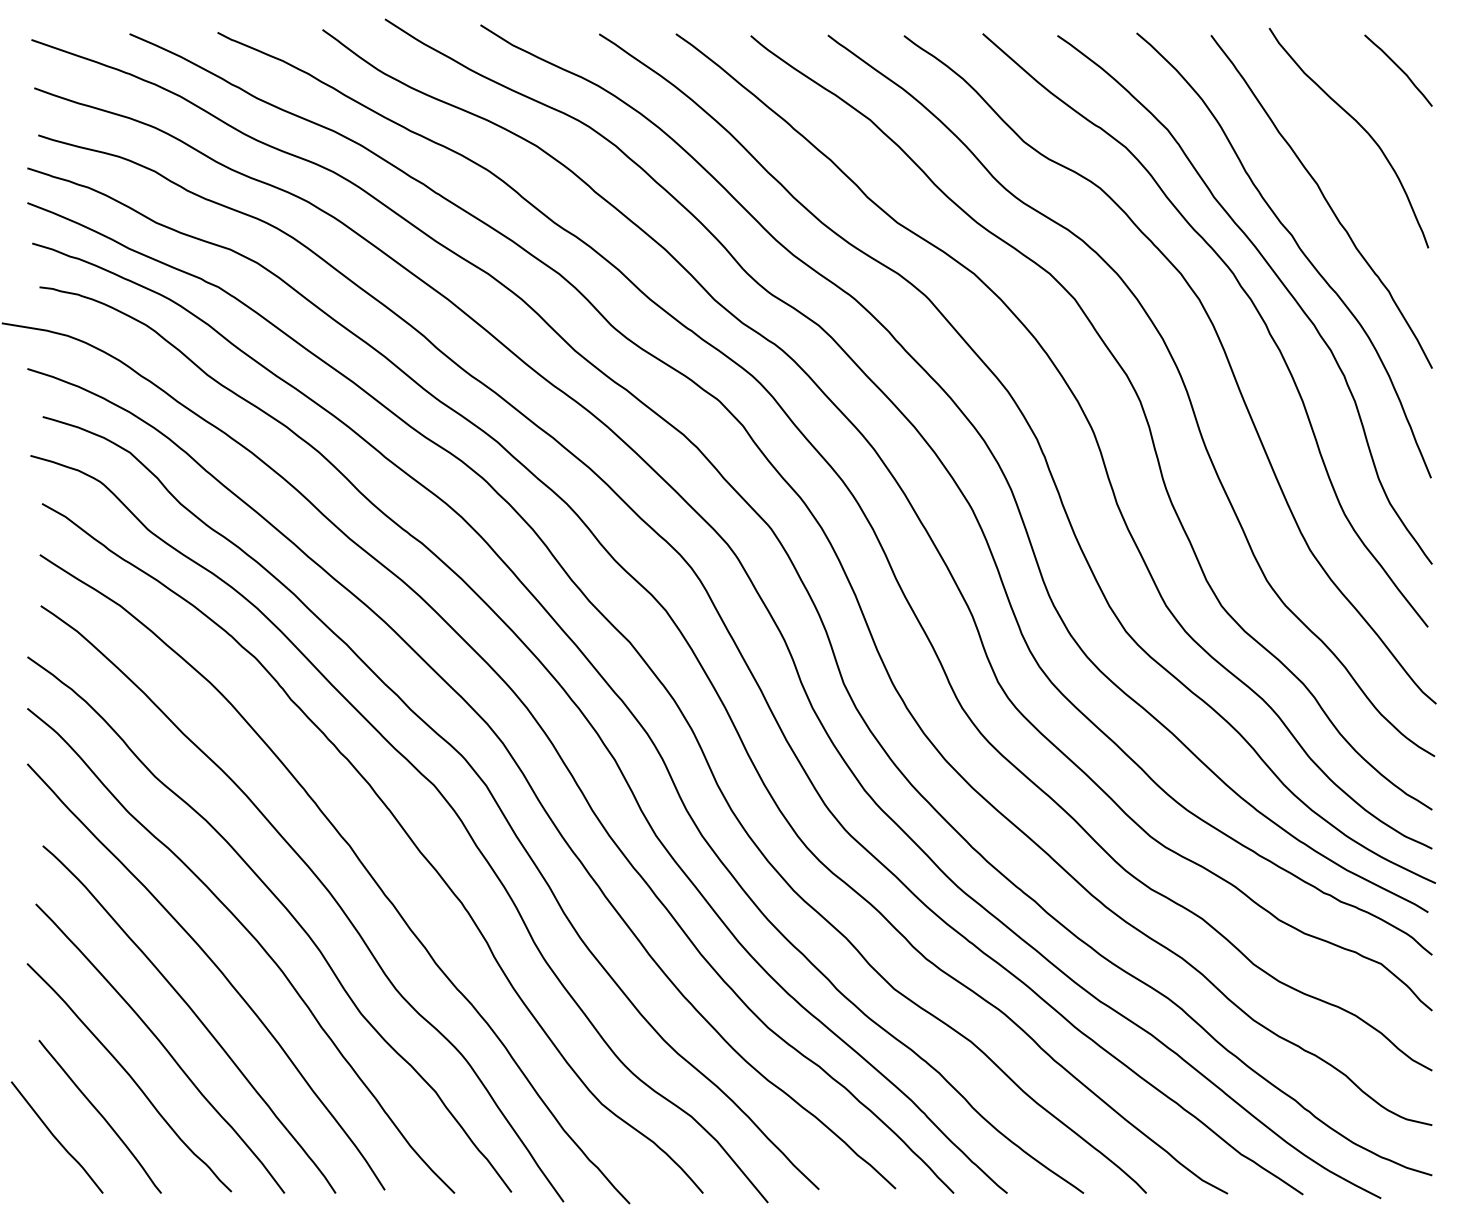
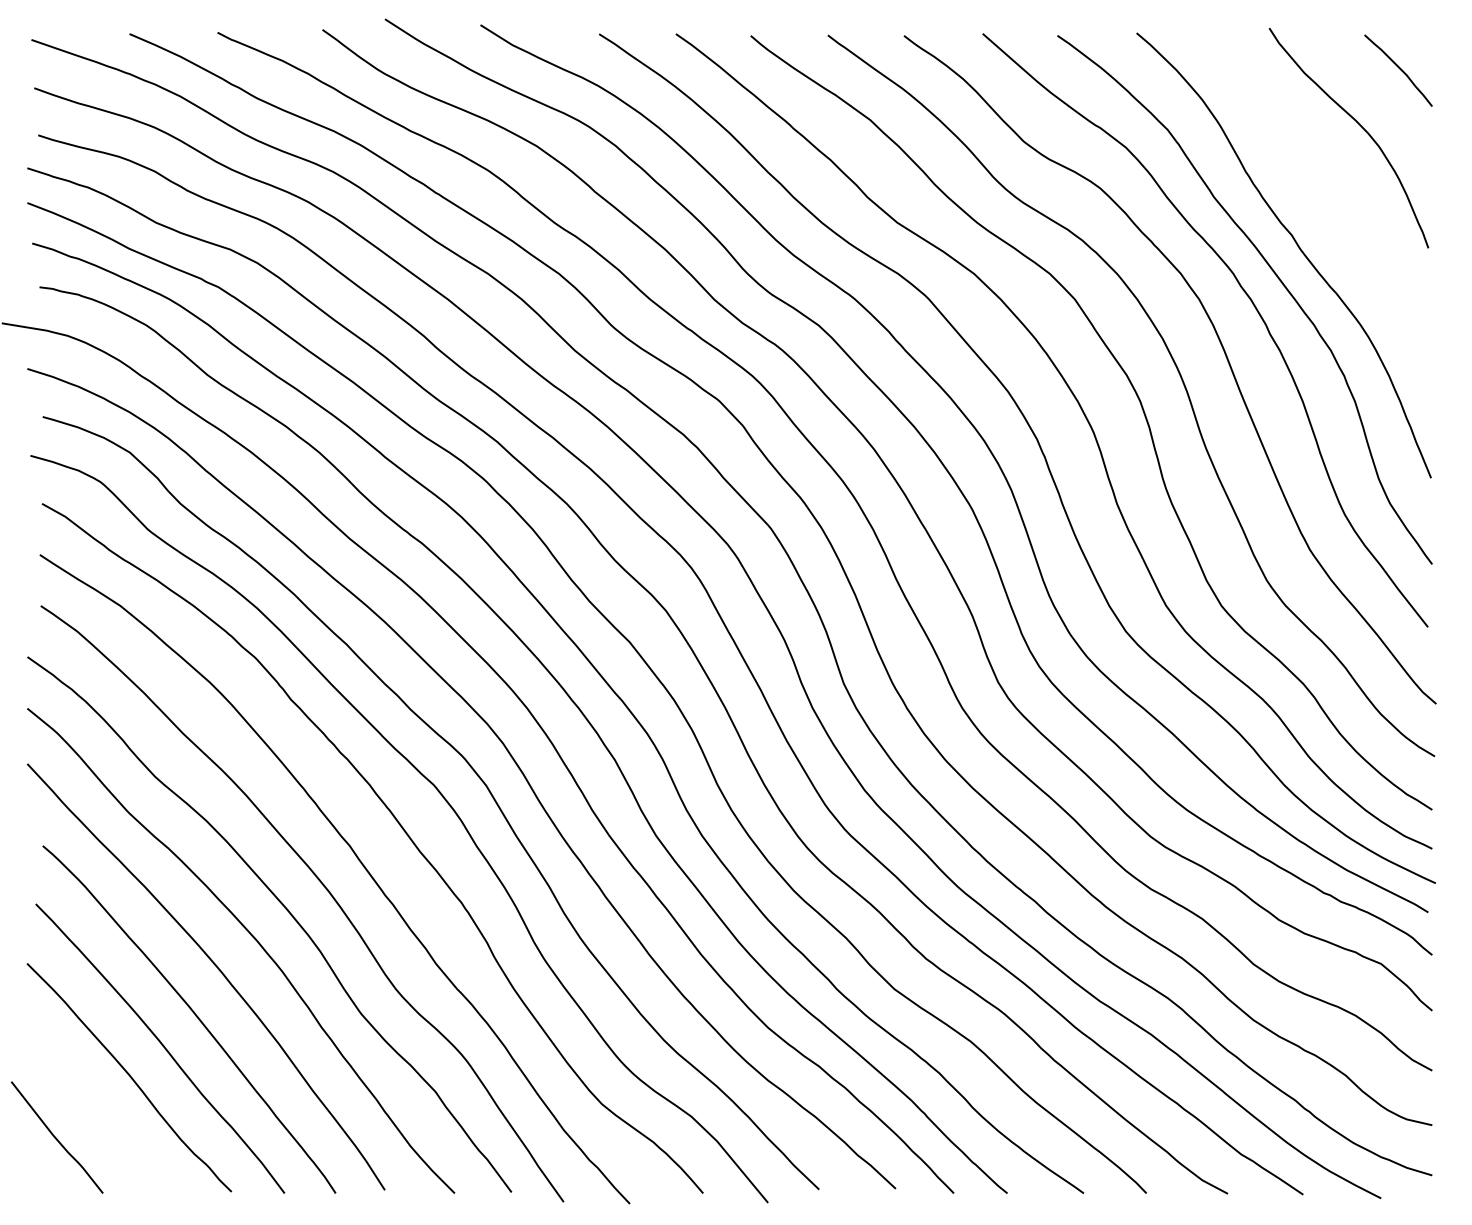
curve: present -> none (1323, 198)
curve: present -> none (100, 1115)
